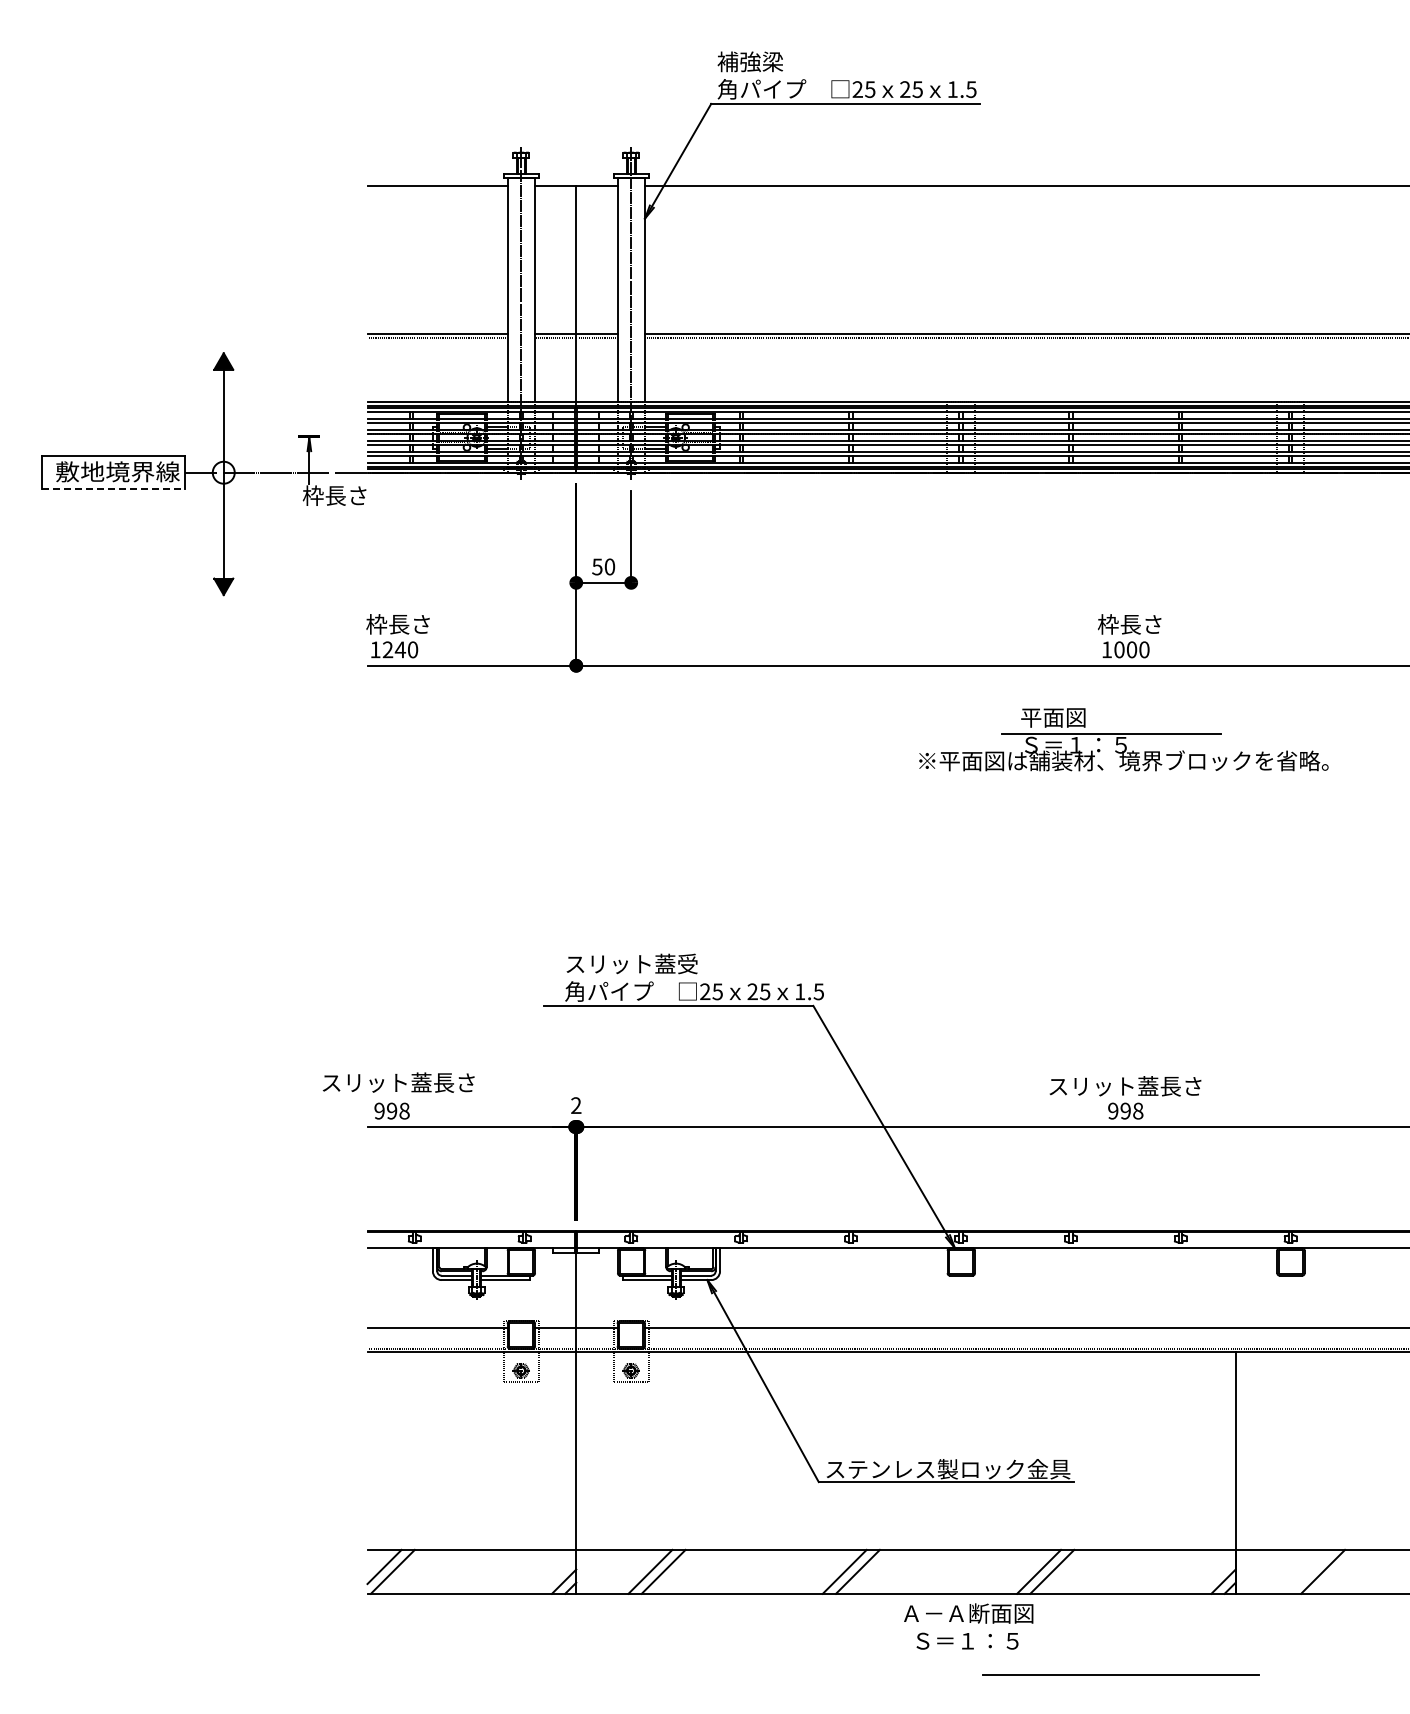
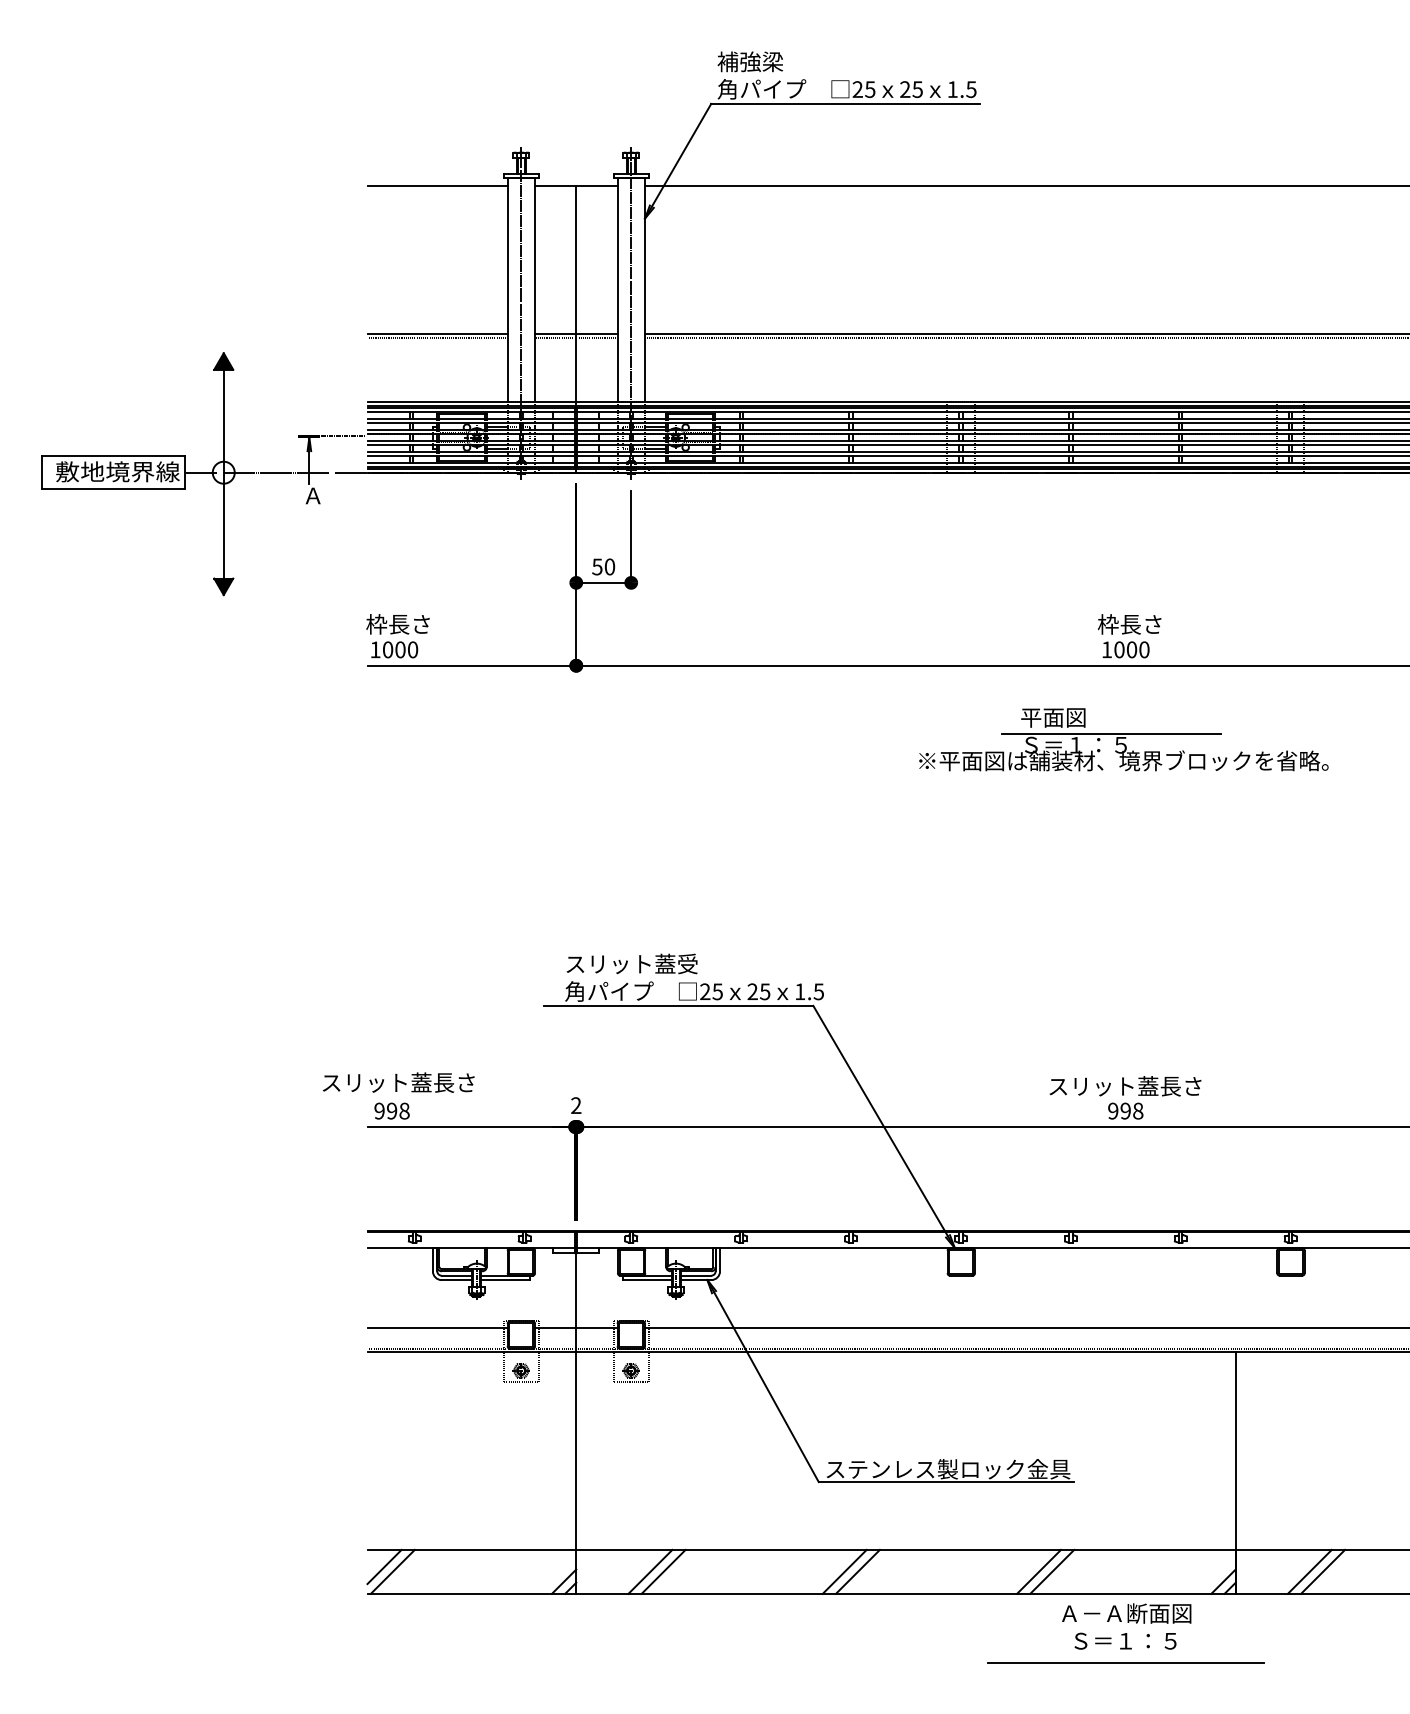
line: none -> present (343, 436)
line: dashed -> solid (114, 489)
text: 枠長さ -> Ａ (334, 495)
text: 1240 -> 1000 (394, 649)
line: none -> present (1309, 1571)
text position: (968, 1626) -> (1126, 1626) (1126, 1626)
line position: (1120, 1674) -> (1125, 1662) (1125, 1662)
